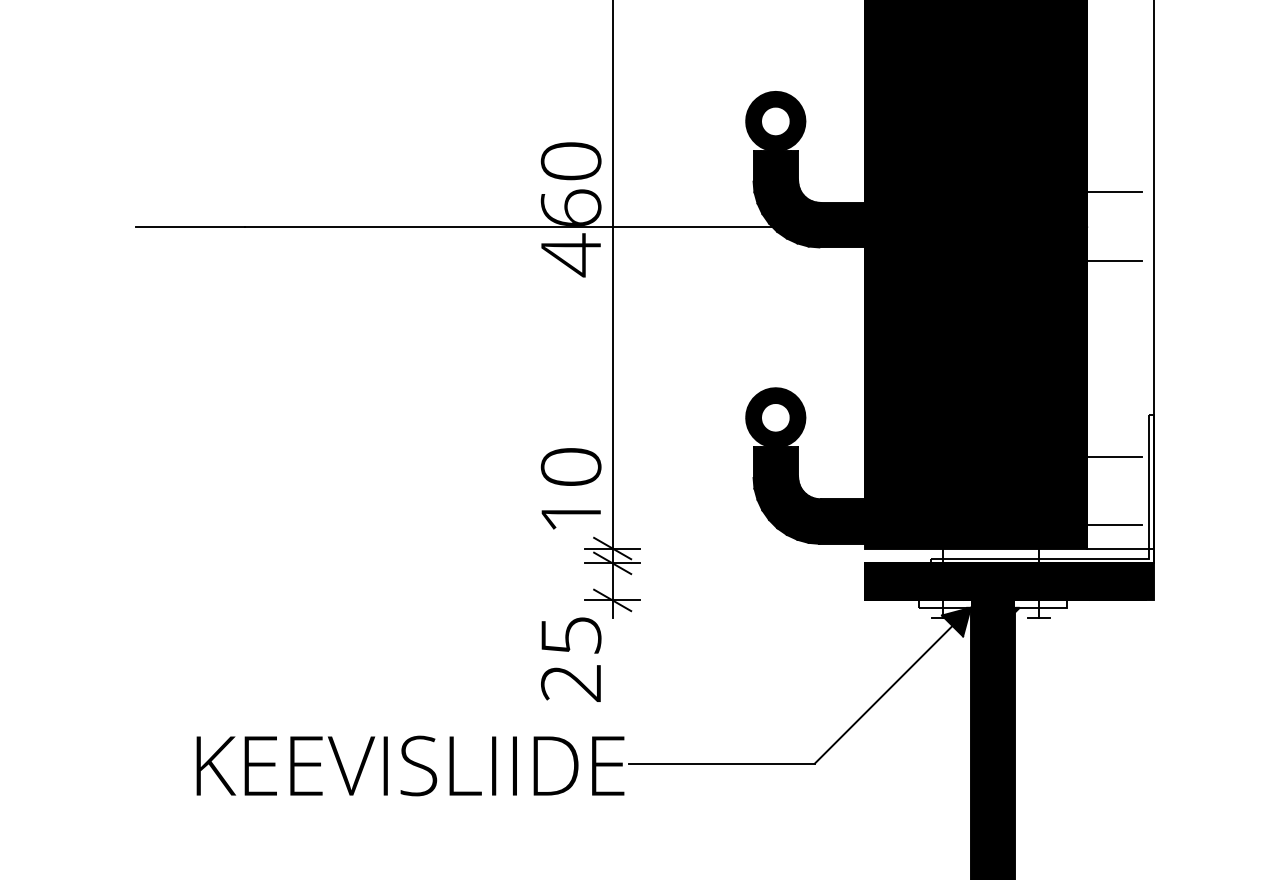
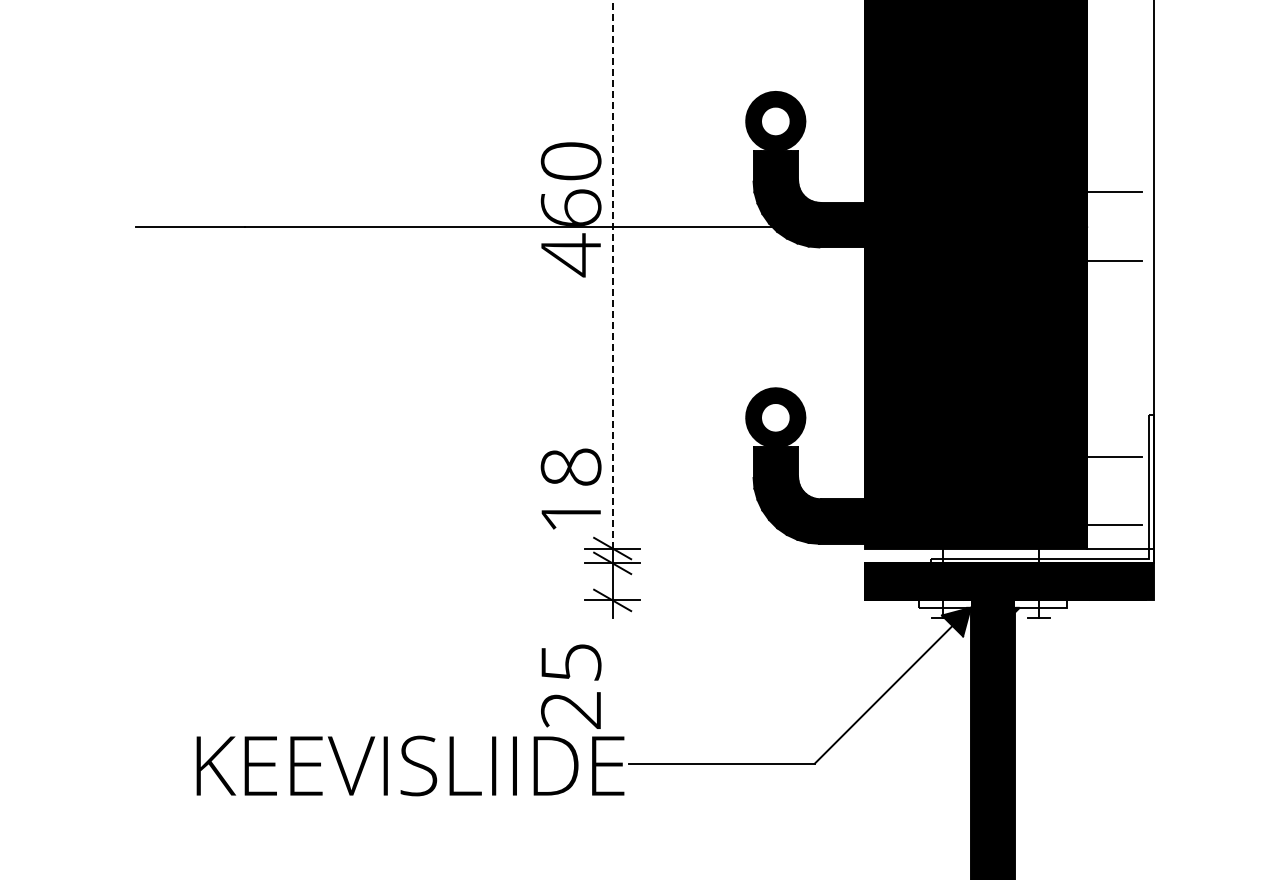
line: solid -> dashed (612, 274)
text: 10 -> 18 (570, 466)
text position: (571, 659) -> (571, 686) (571, 686)
